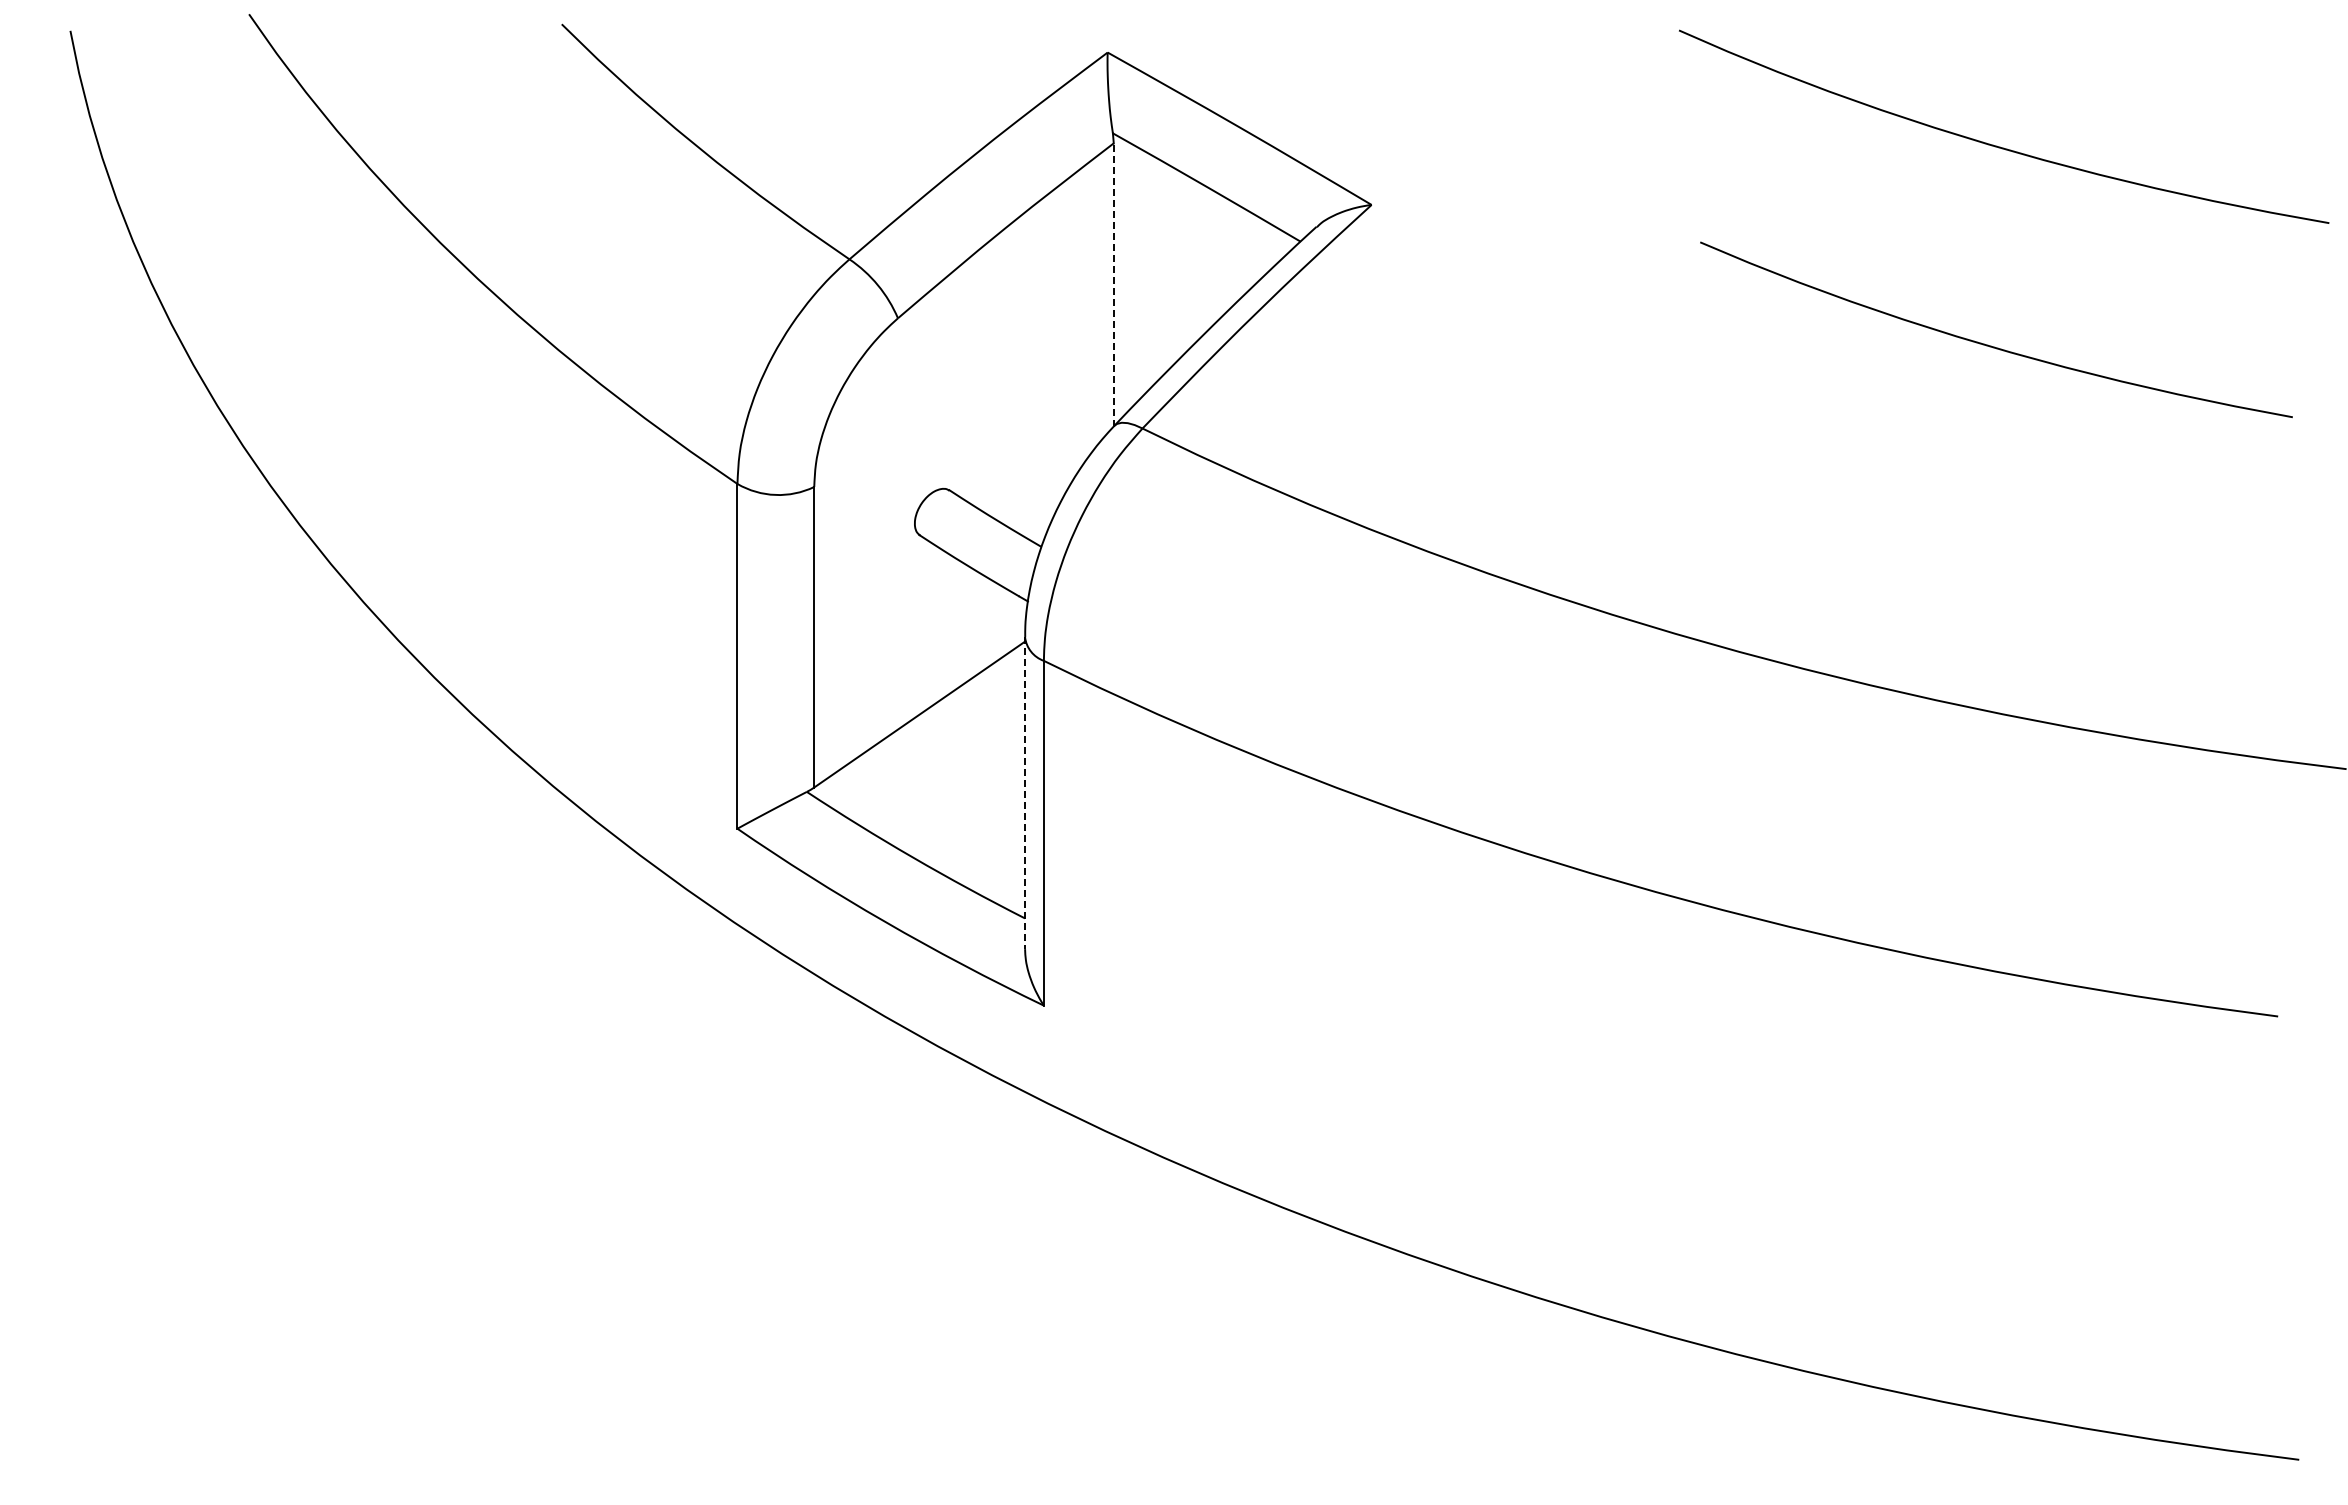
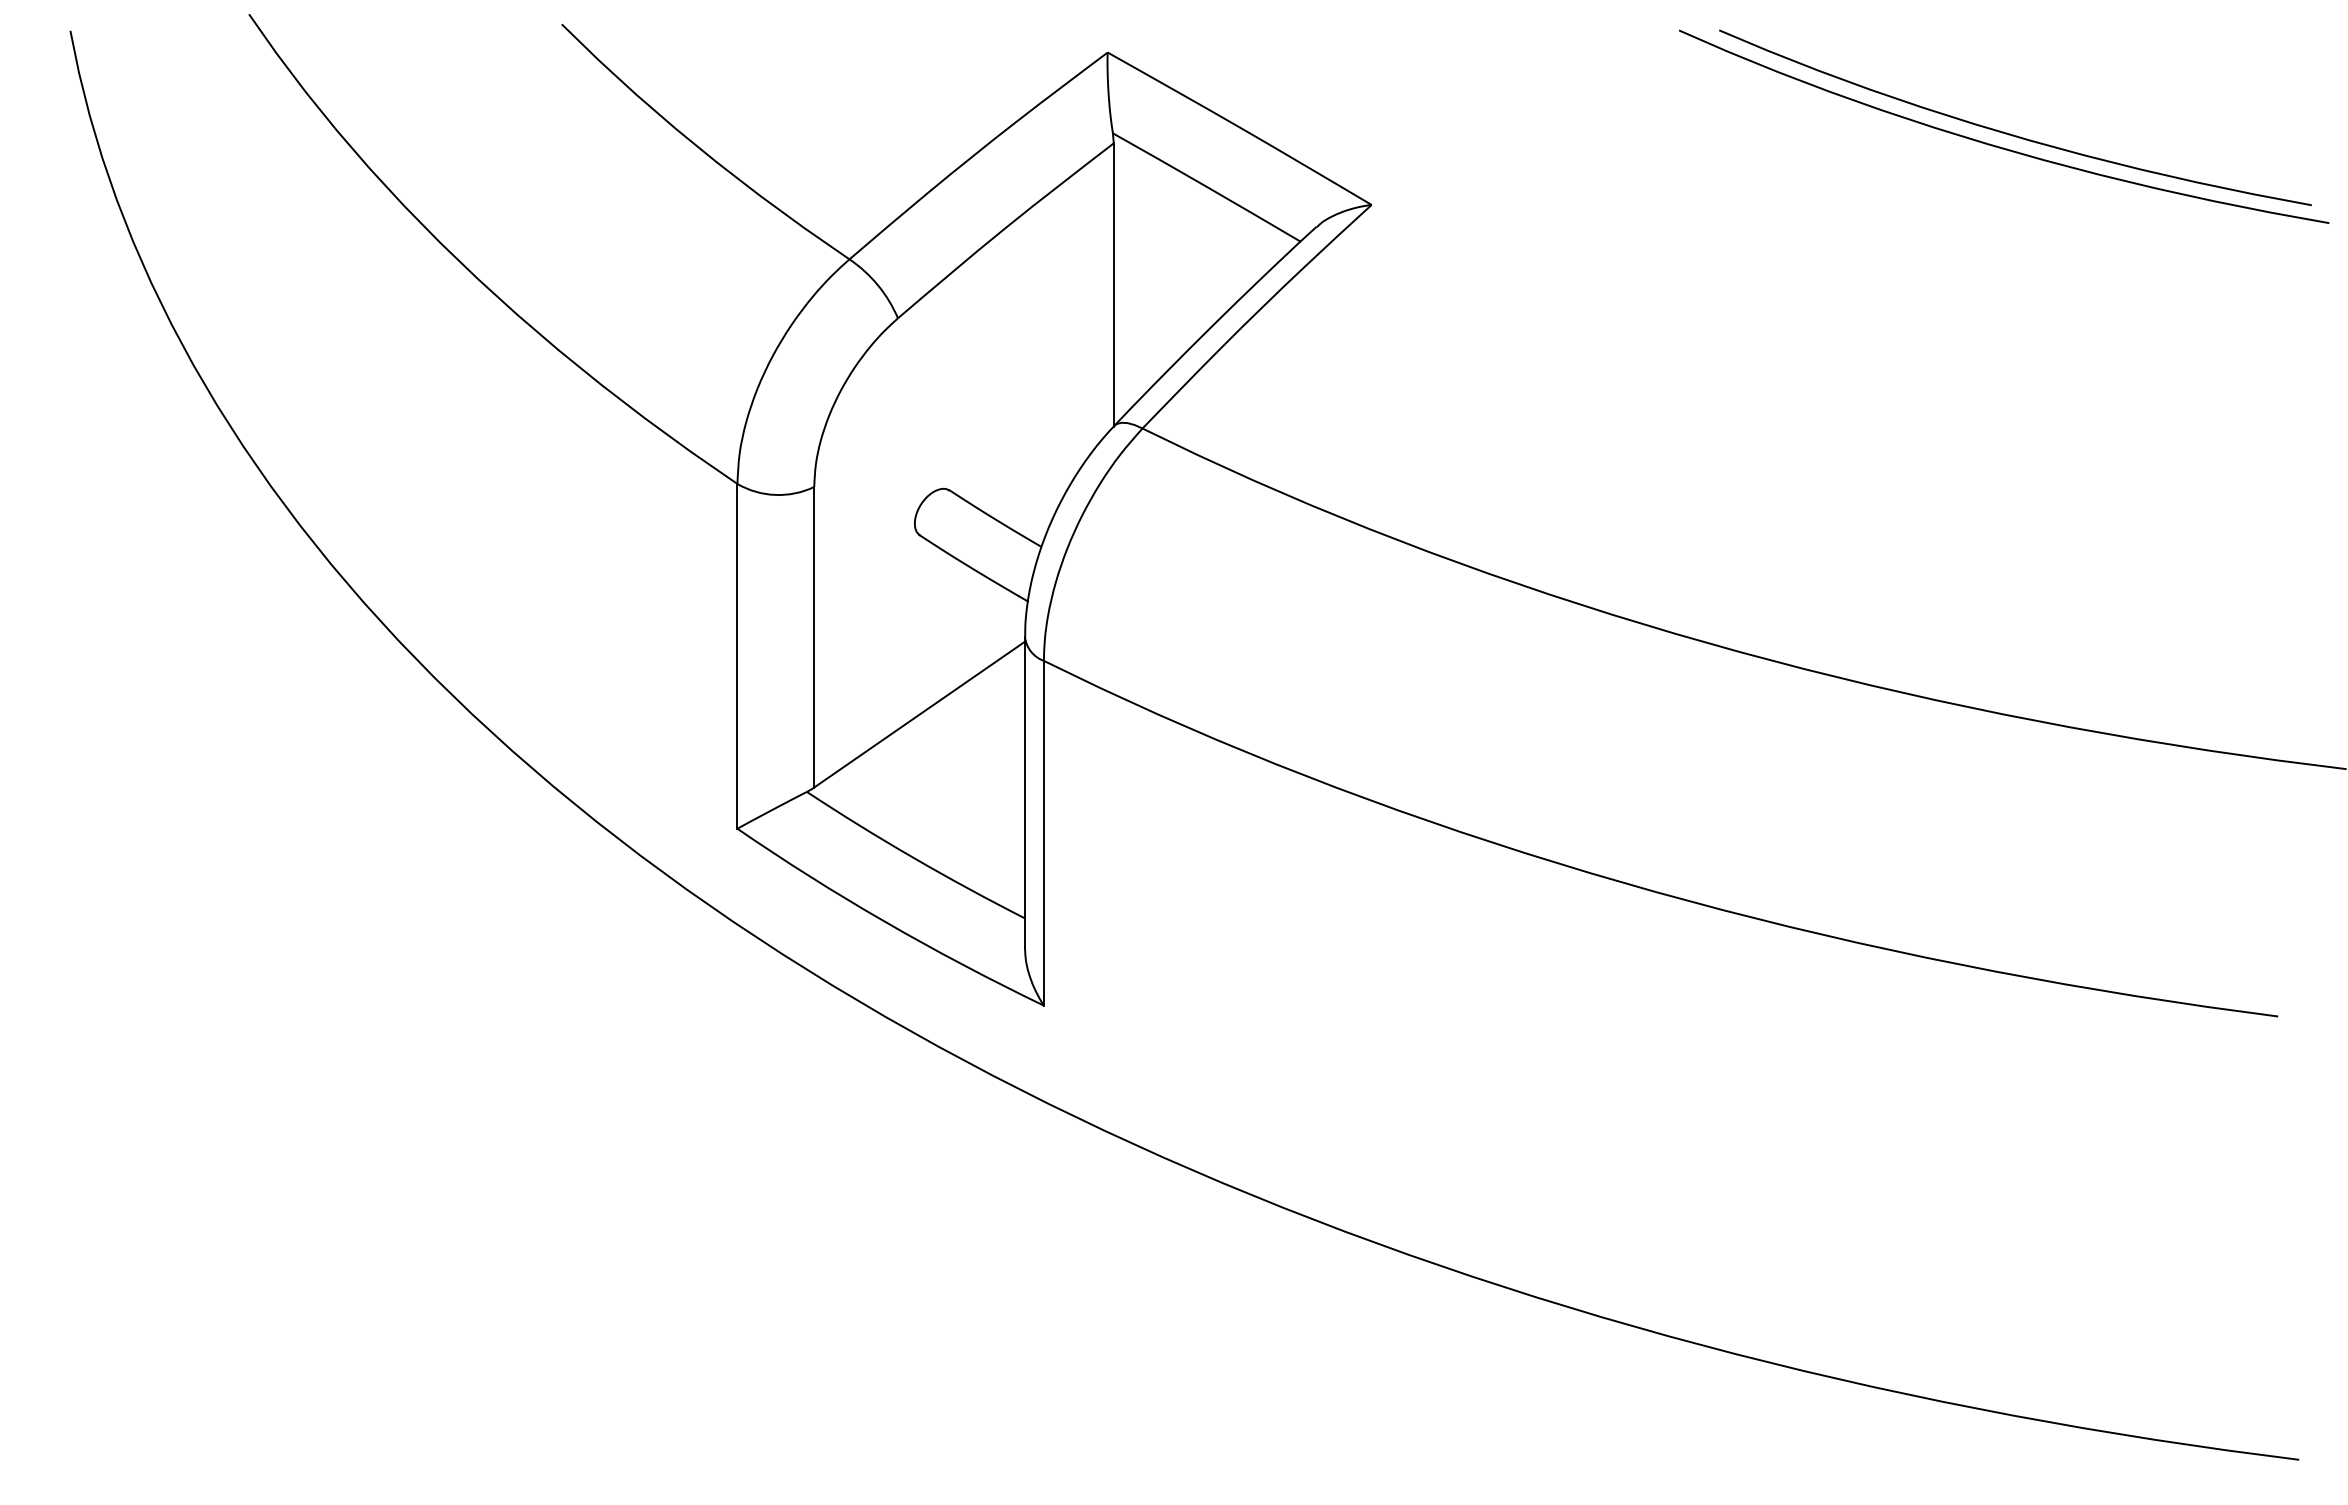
line: dashed -> solid (1113, 284)
curve position: (1991, 345) -> (2010, 133) (2010, 133)
line: dashed -> solid (1025, 793)
